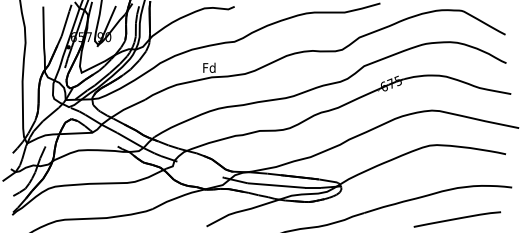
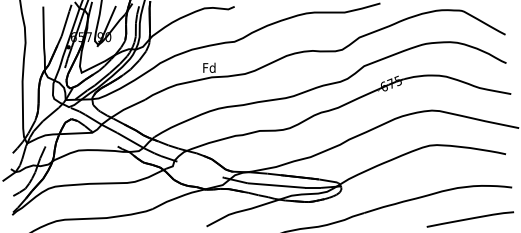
curve position: (457, 219) -> (470, 219) (470, 219)
